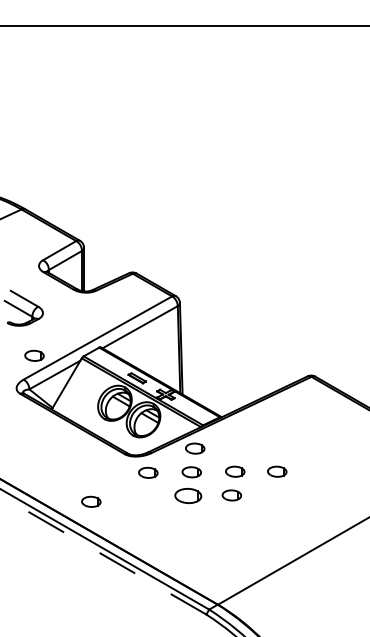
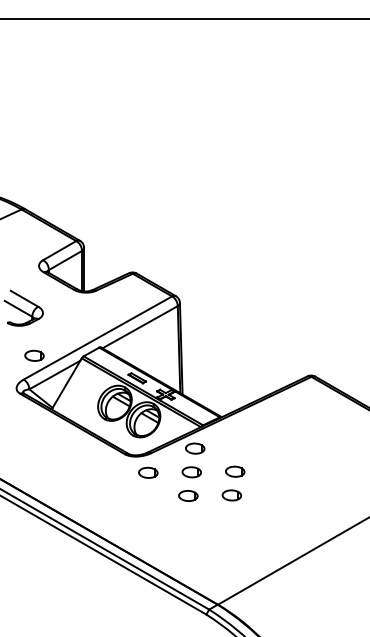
line position: (184, 26) -> (184, 19) (184, 19)
part: present -> none (277, 471)
part size: 29x17 px -> 21x12 px (188, 495)
part: present -> none (91, 501)
line: dashed -> solid (103, 555)
